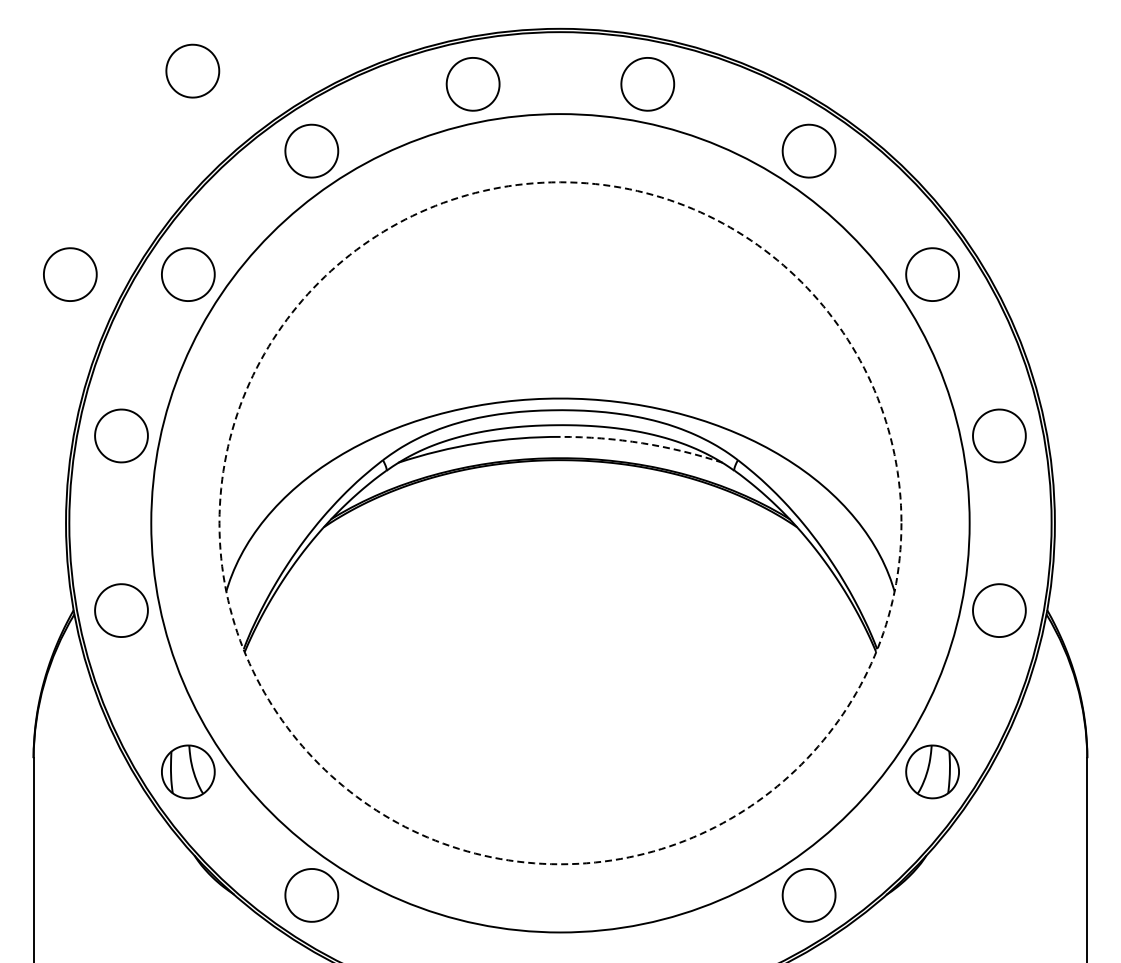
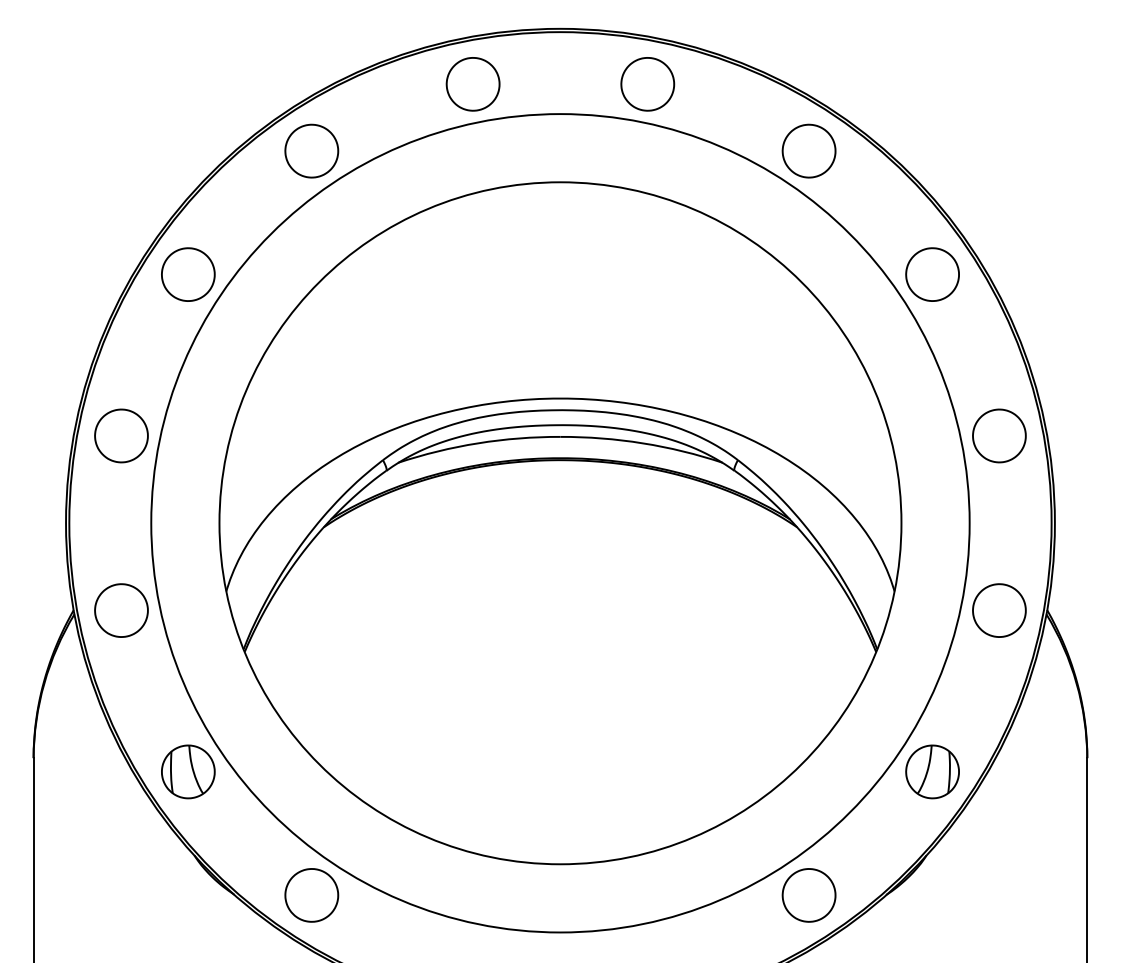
part: present -> none (192, 70)
part: present -> none (70, 274)
arc: dashed -> solid (642, 443)
circle: dashed -> solid (560, 523)
